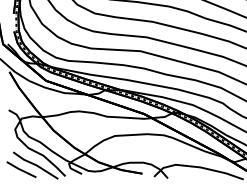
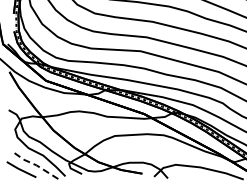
line: solid -> dashed (35, 165)
